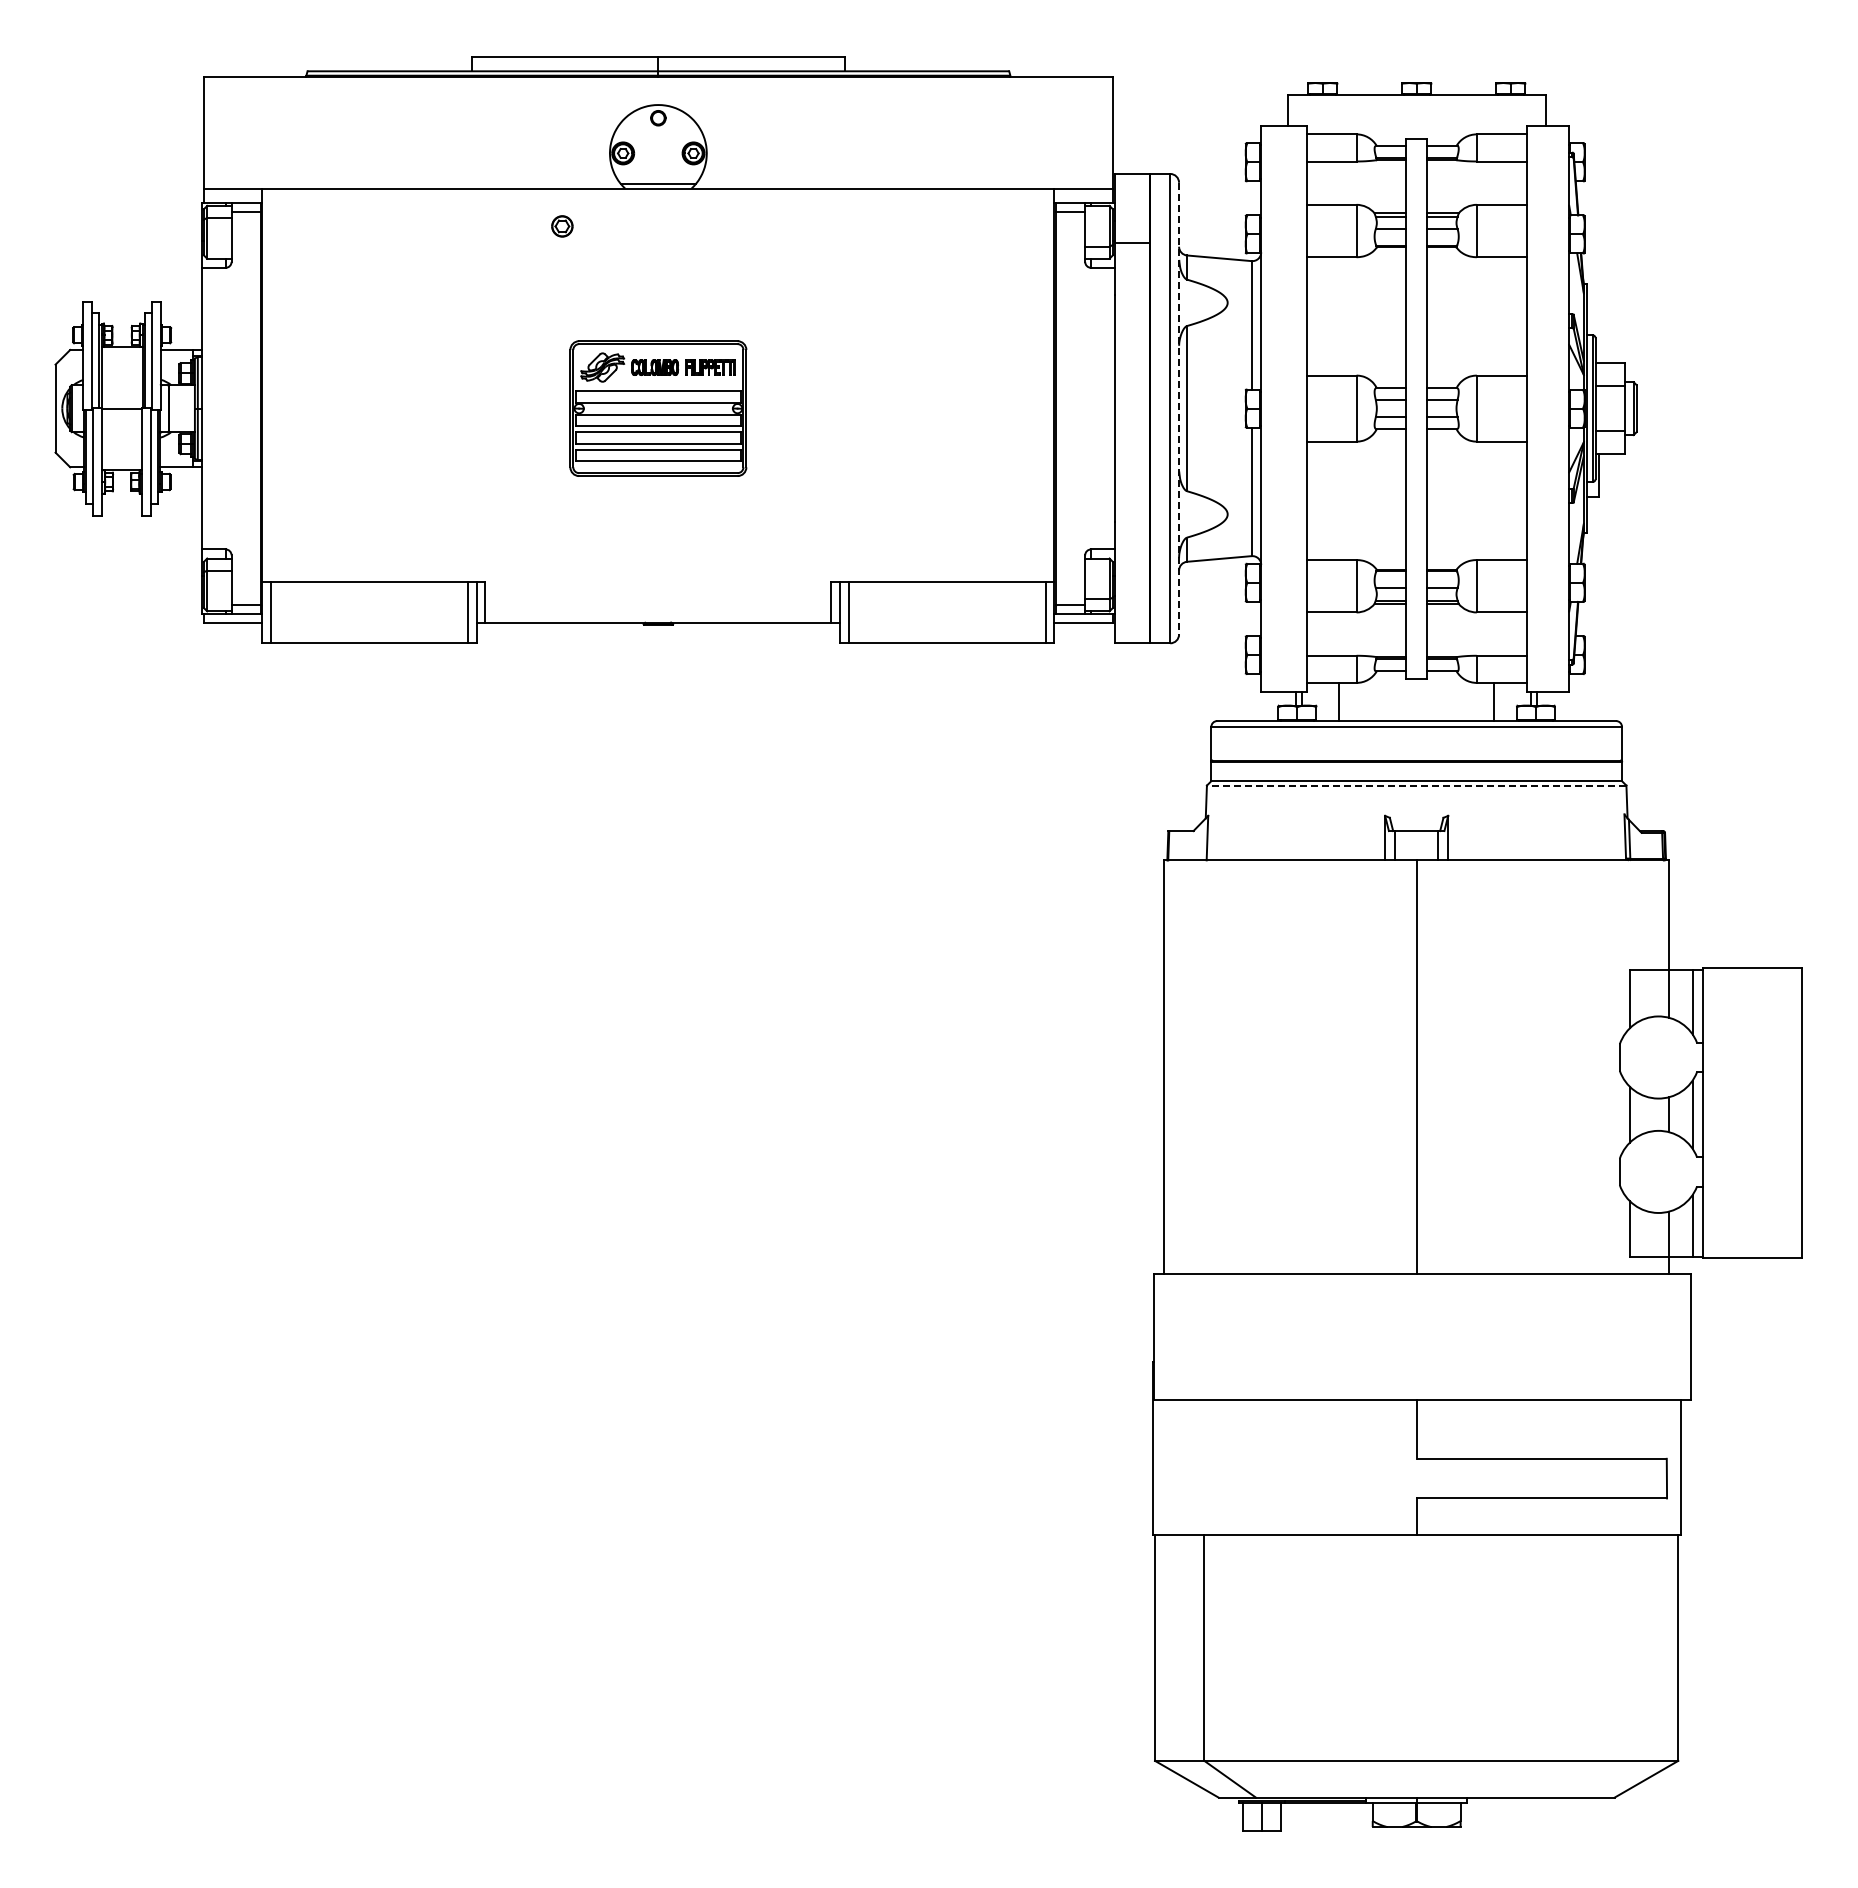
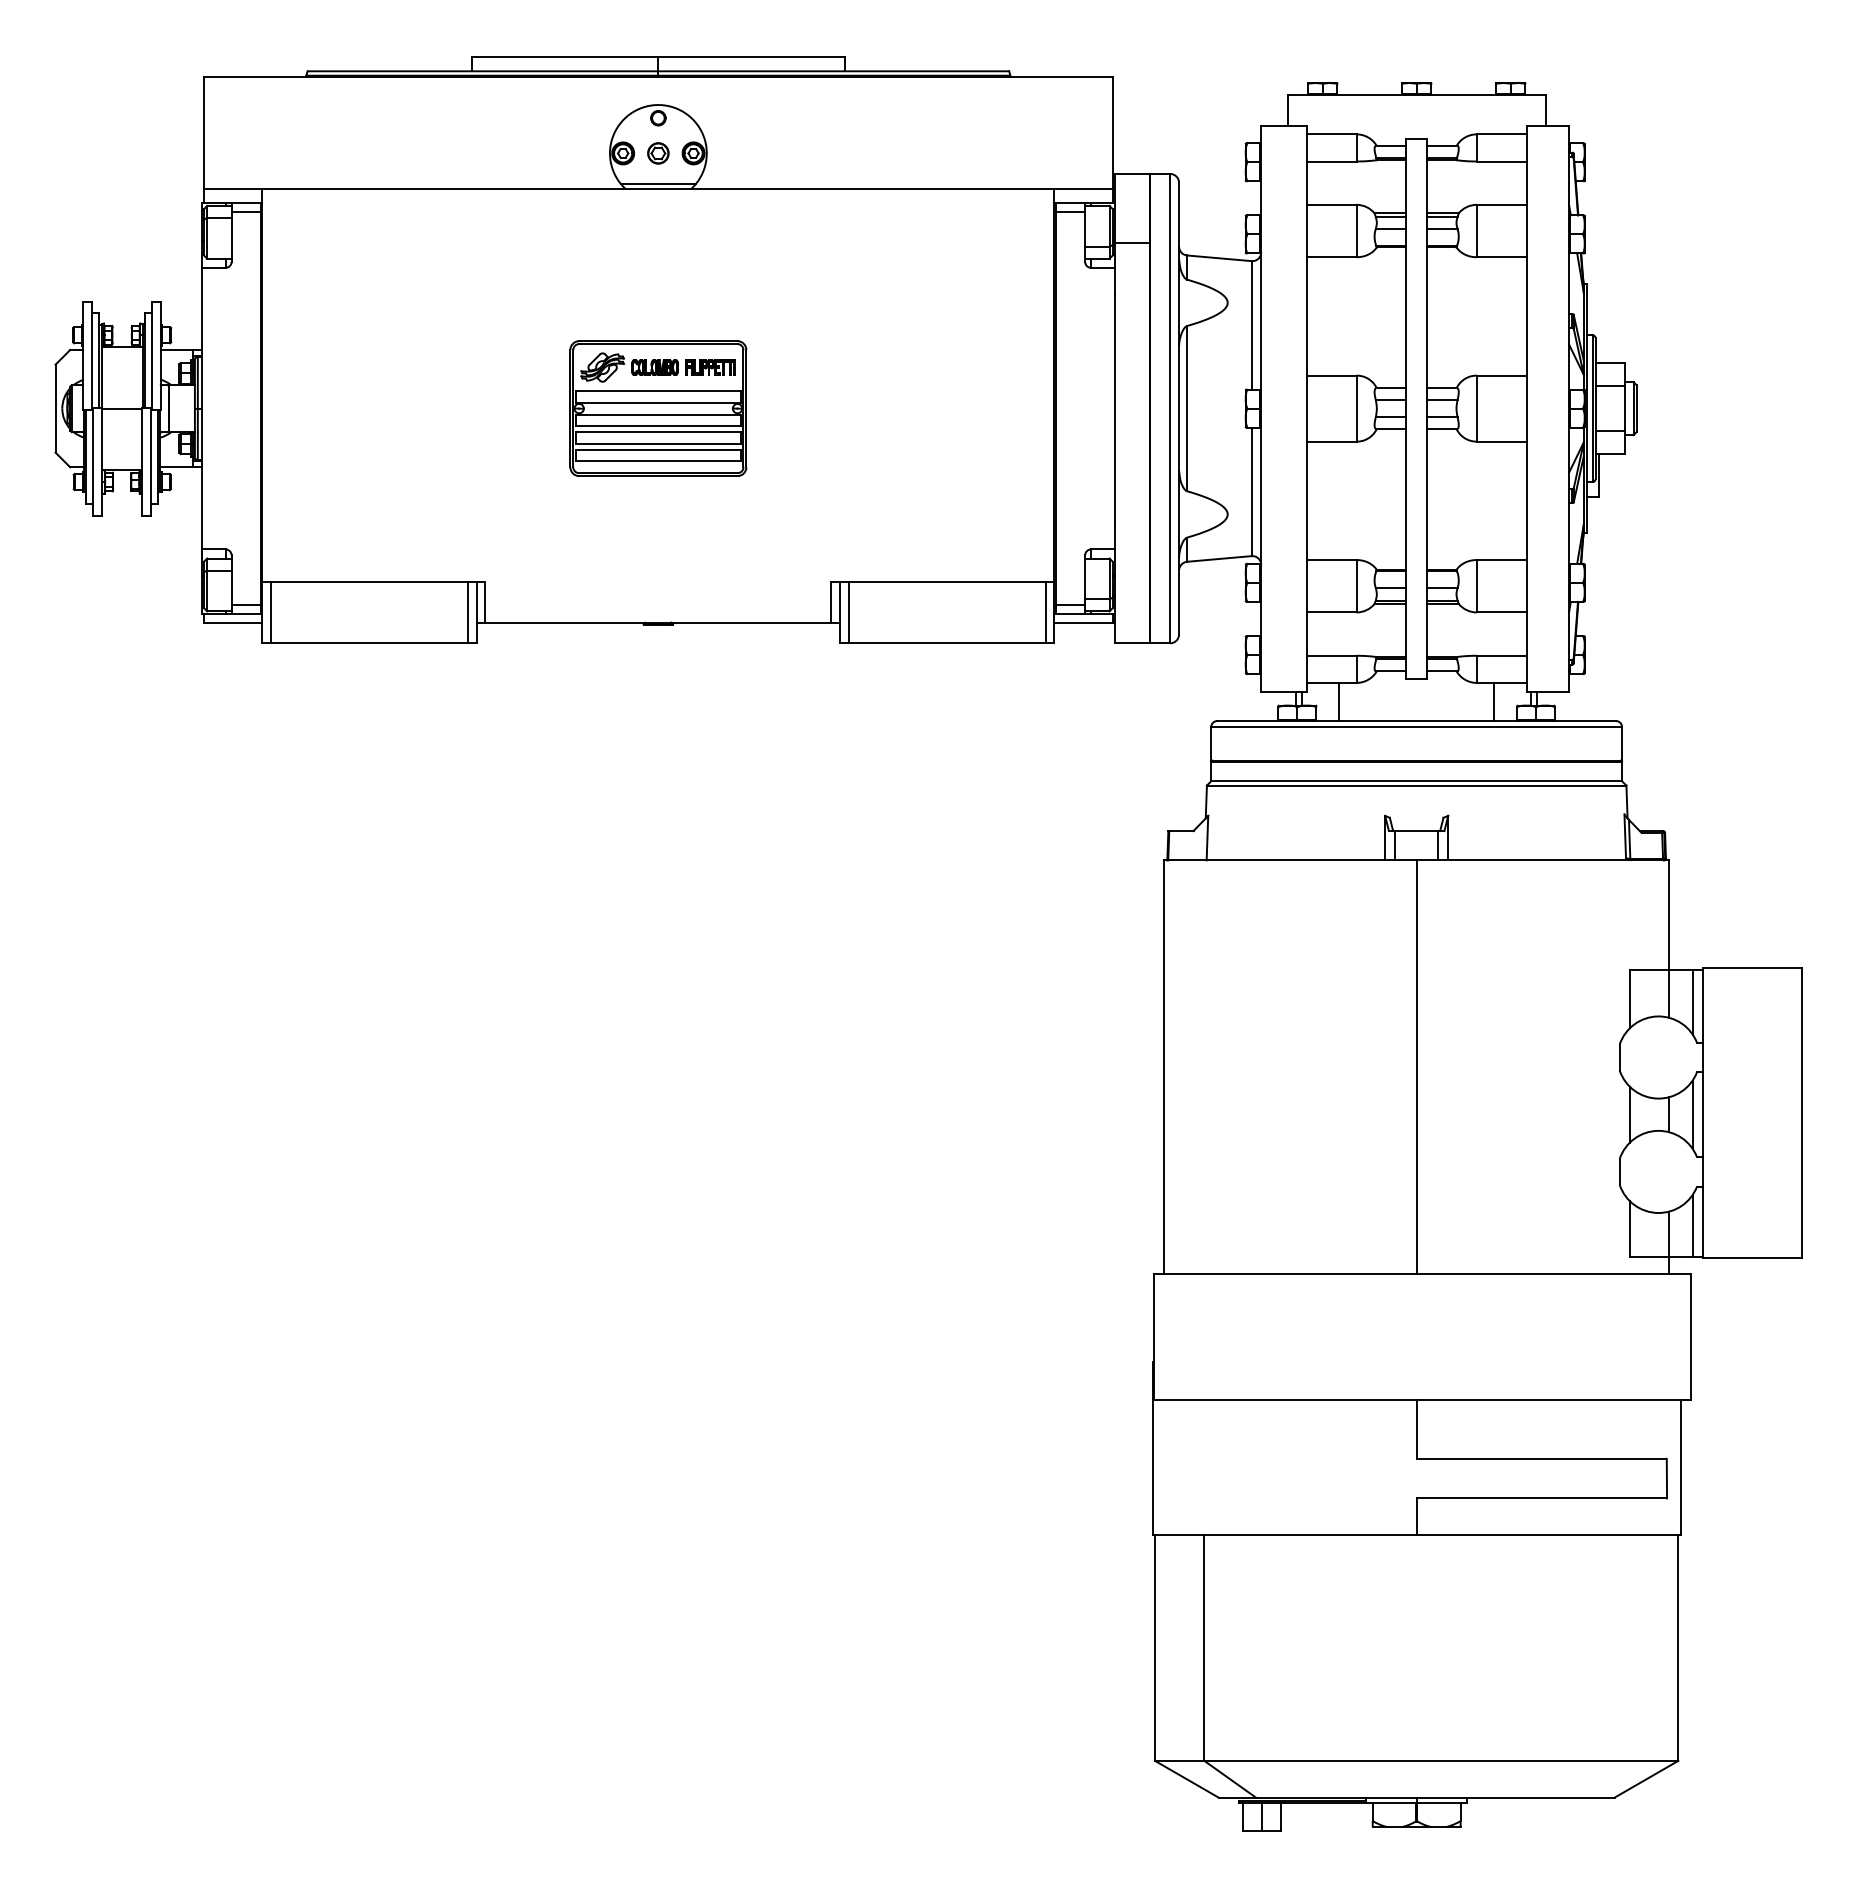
part position: (562, 226) -> (658, 153) (658, 153)
line: dashed -> solid (1179, 408)
line: dashed -> solid (1416, 785)
